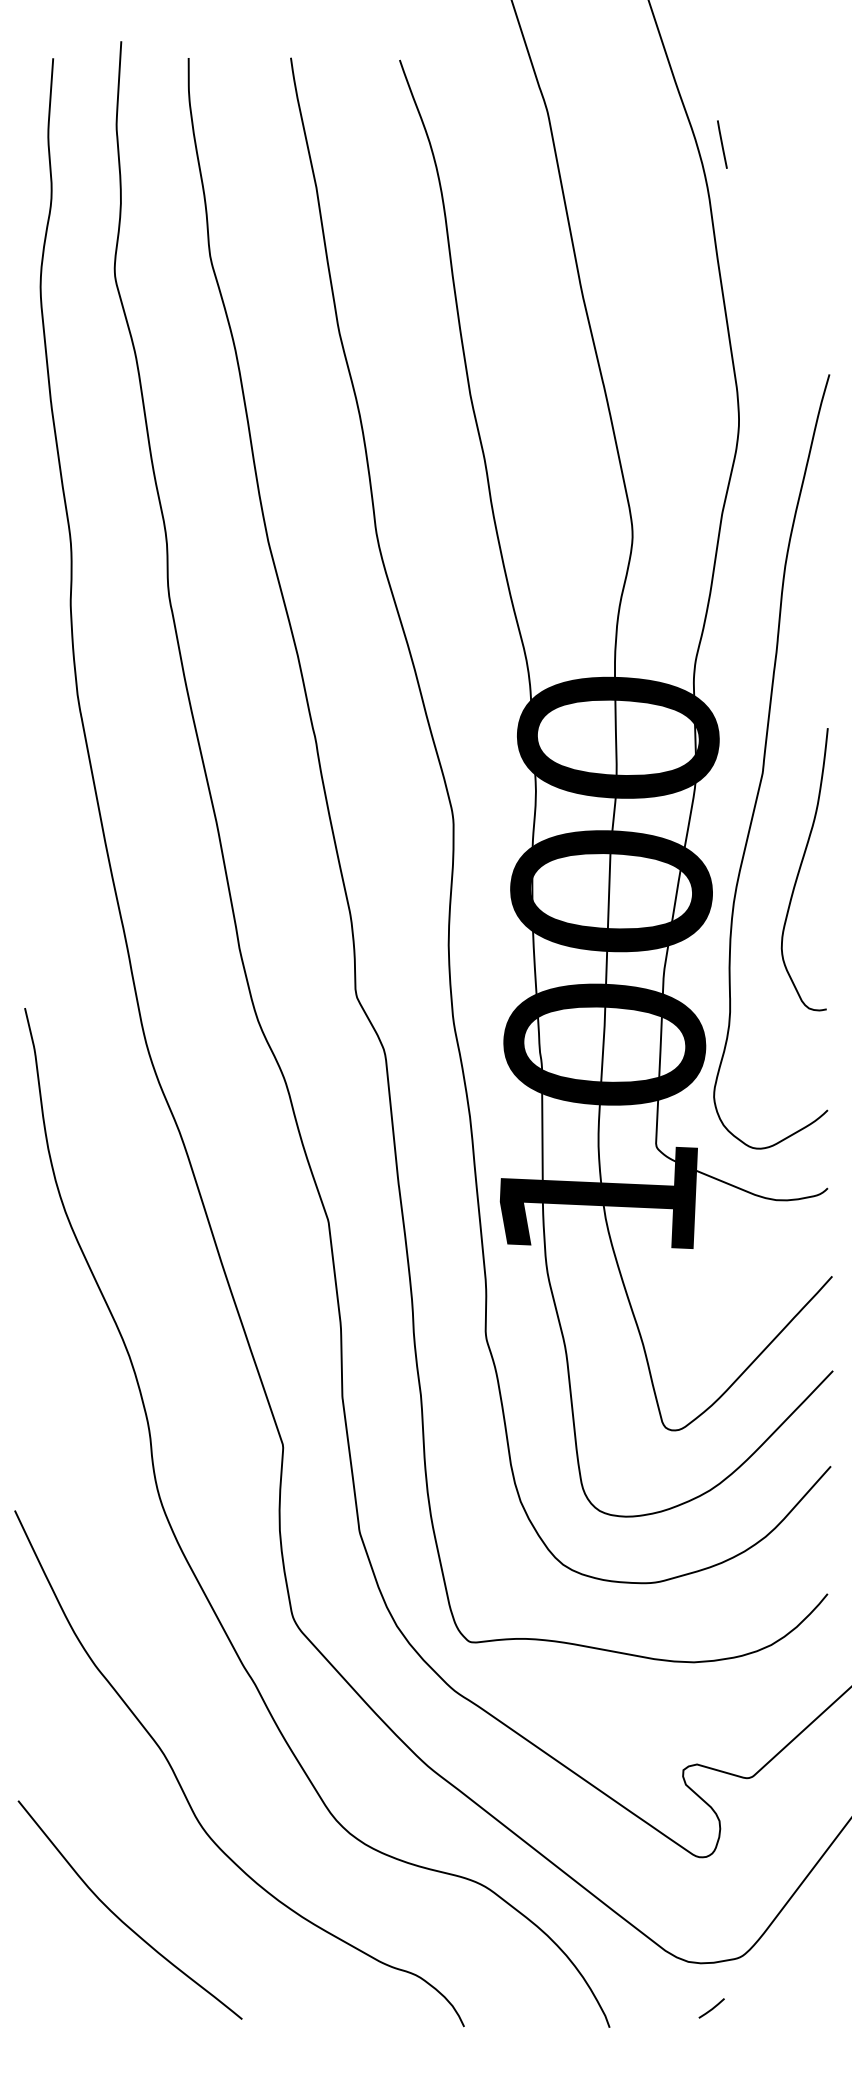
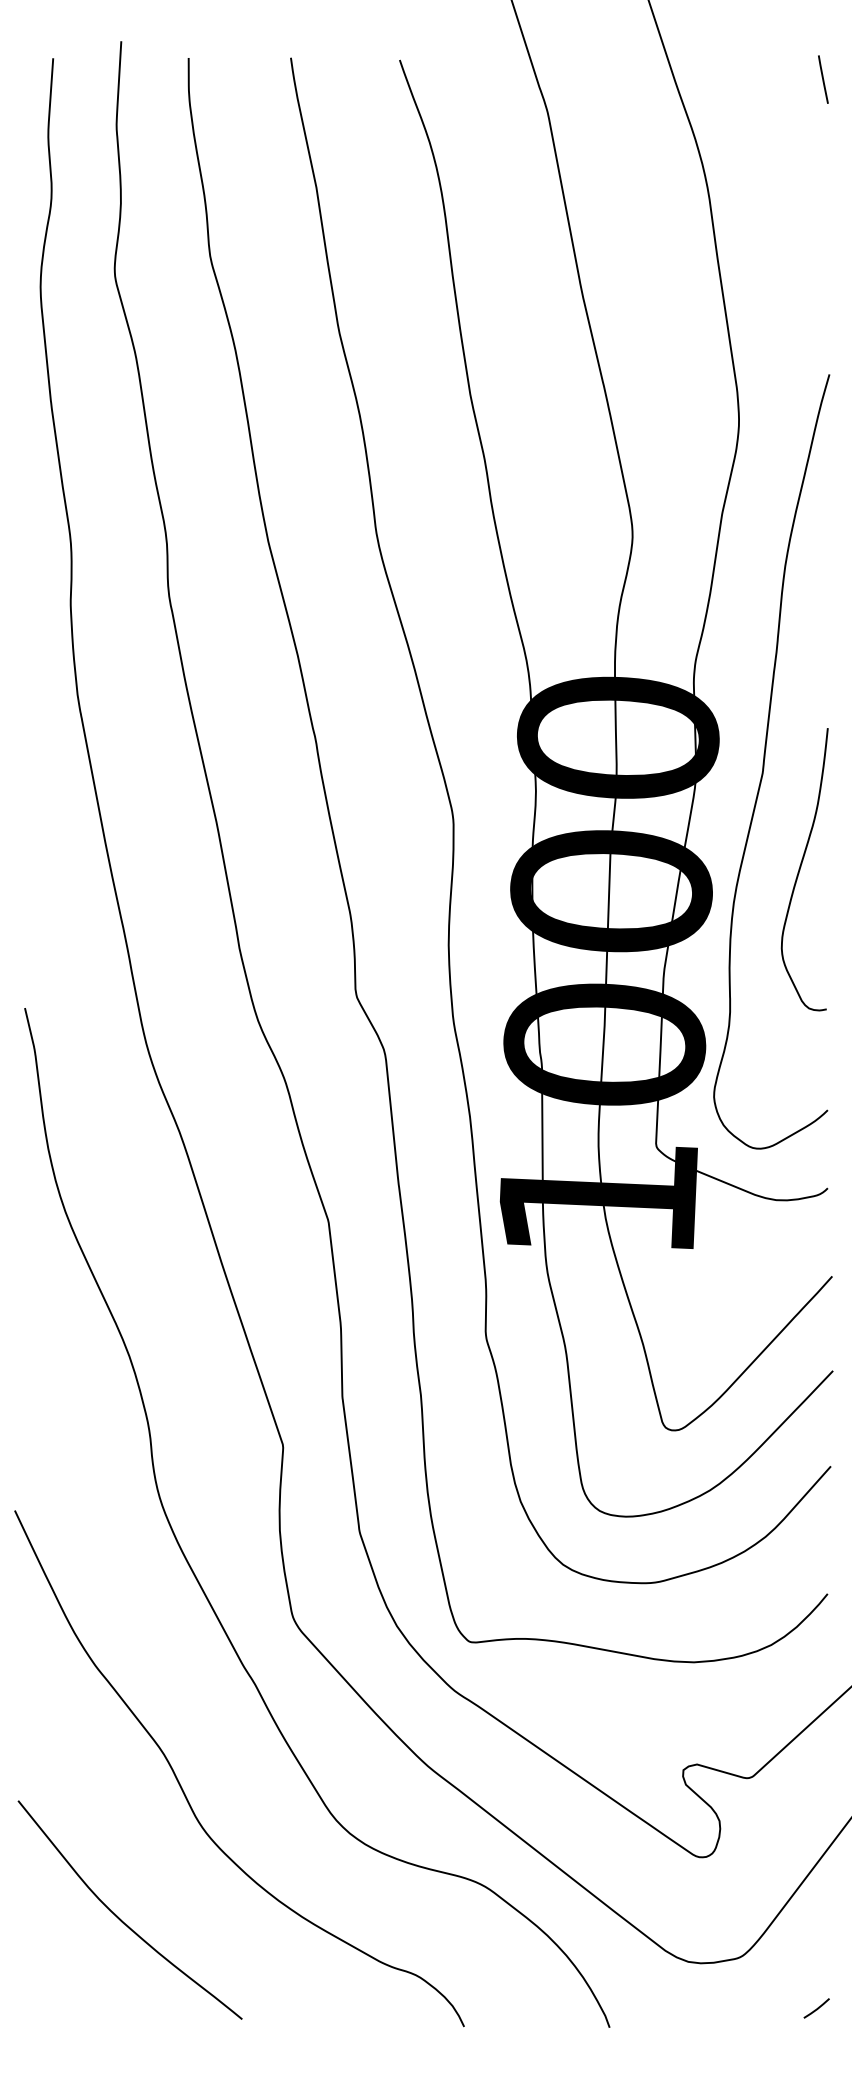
line position: (722, 144) -> (823, 79) (823, 79)
line position: (711, 2008) -> (816, 2008) (816, 2008)
